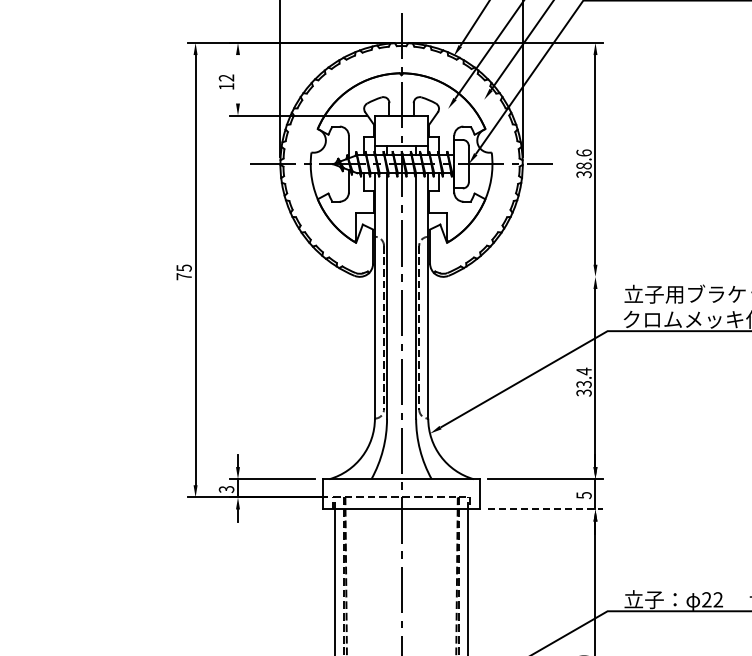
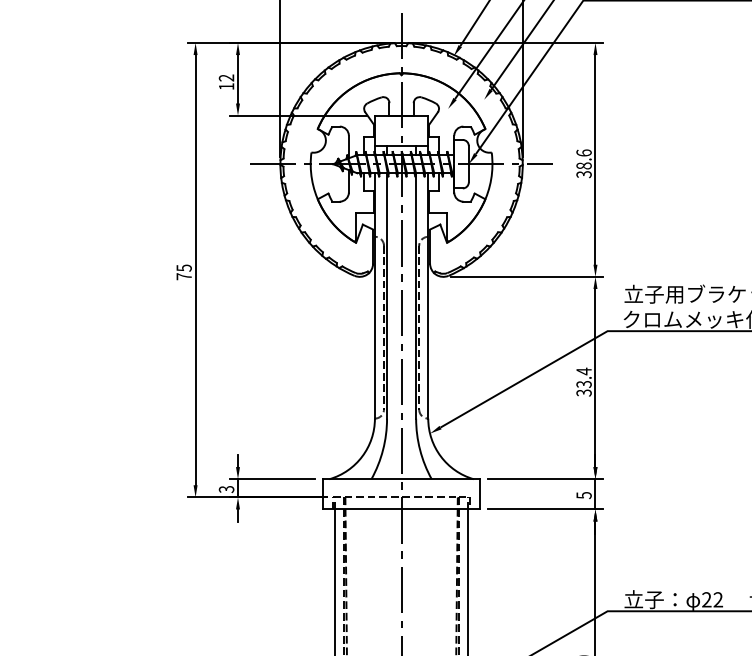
line: none -> present (238, 79)
line: none -> present (526, 276)
line: dashed -> solid (545, 509)
